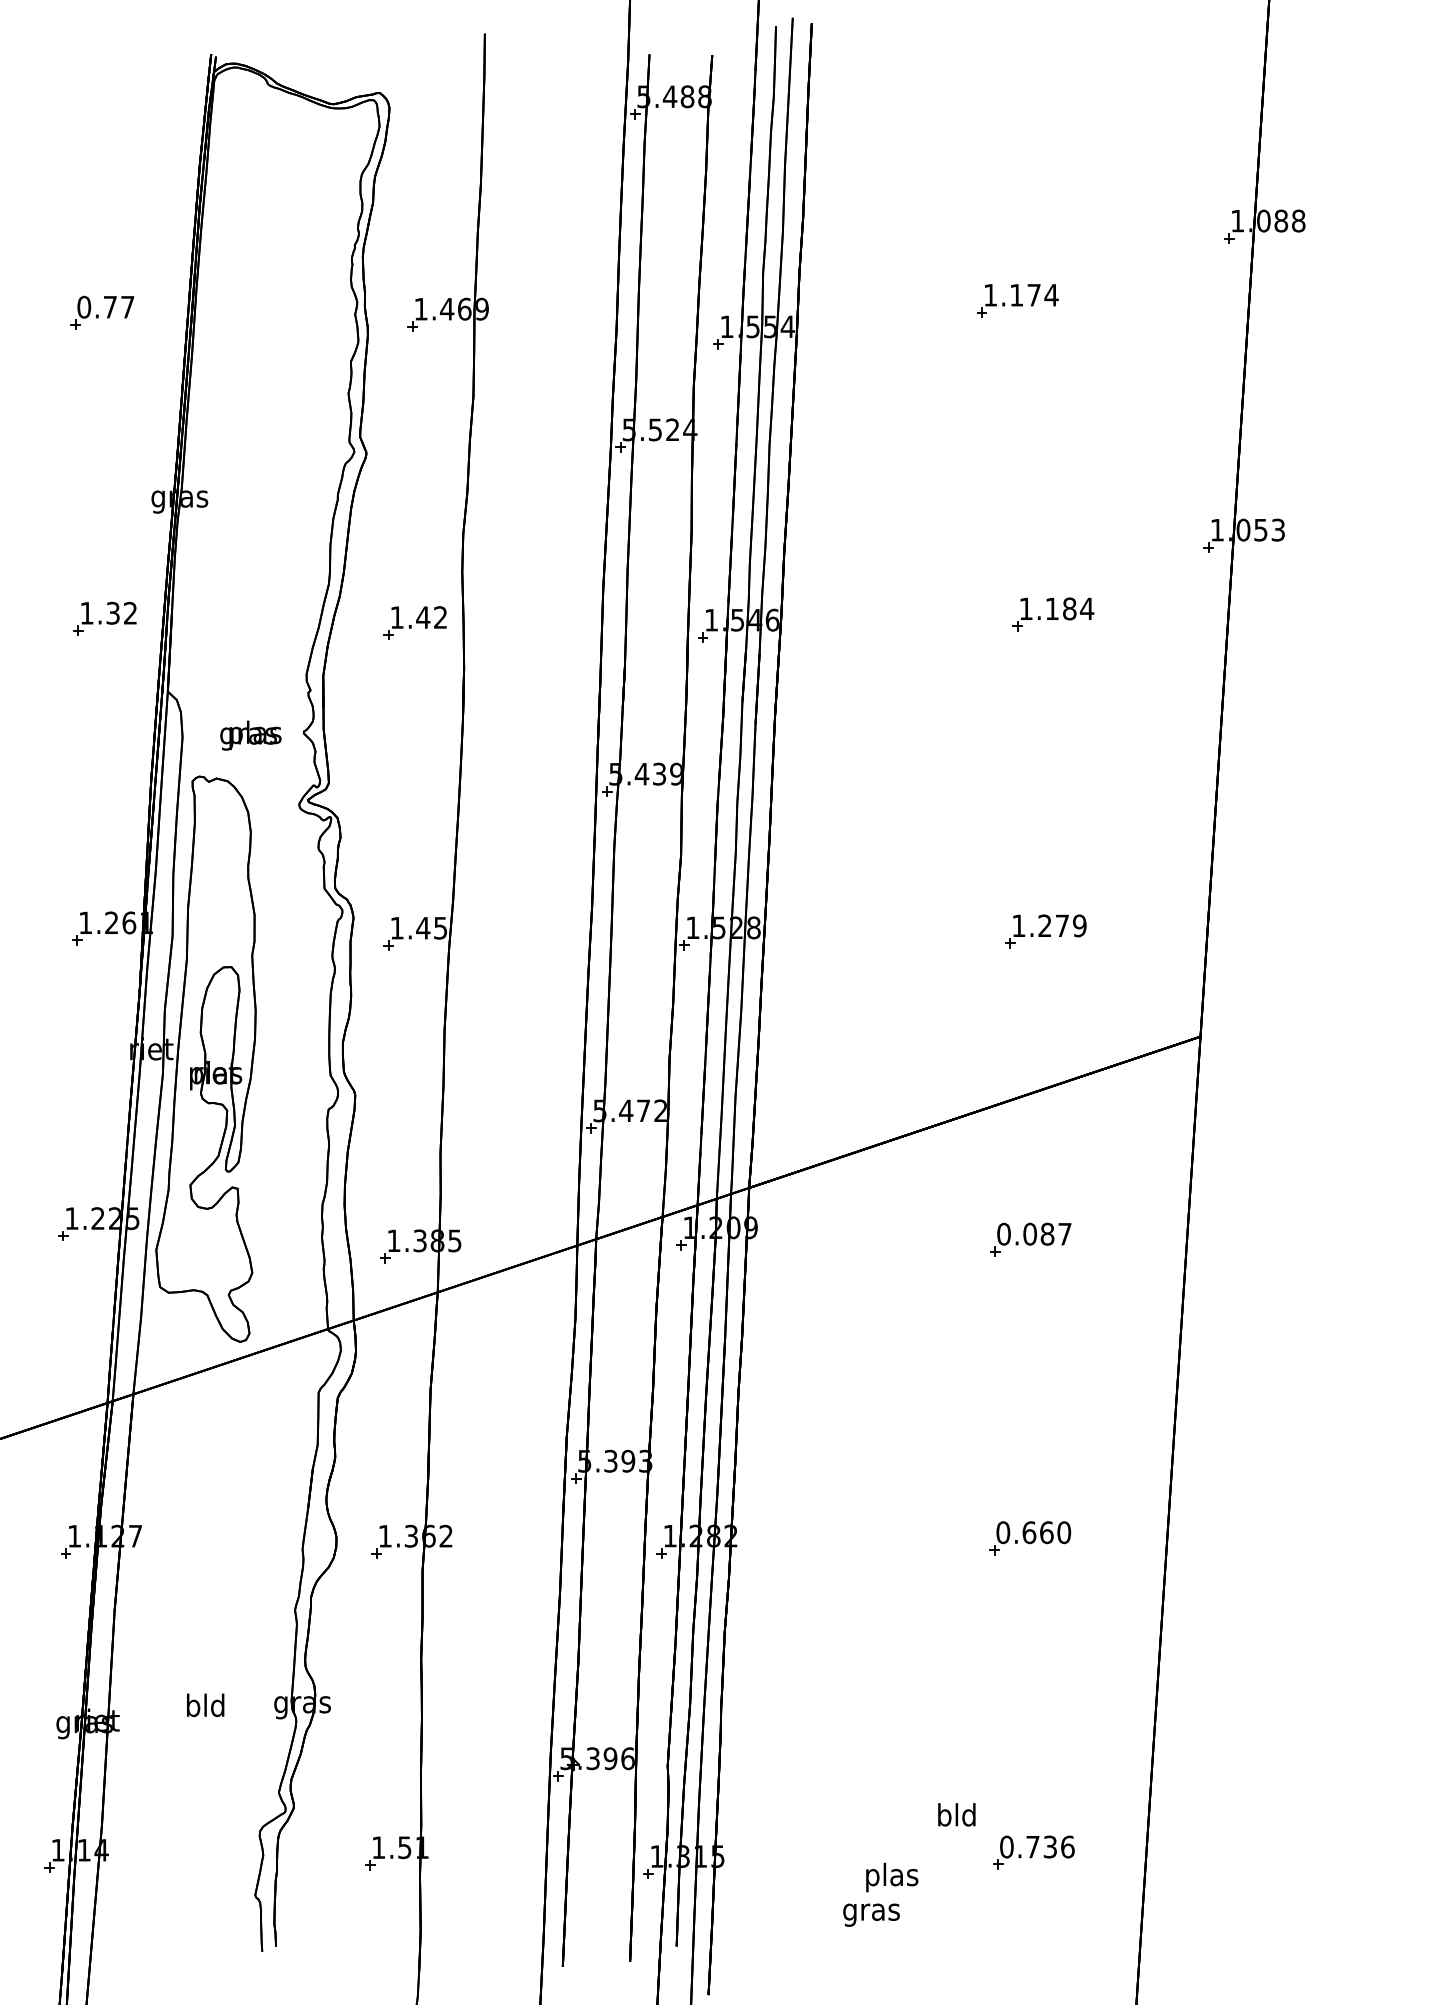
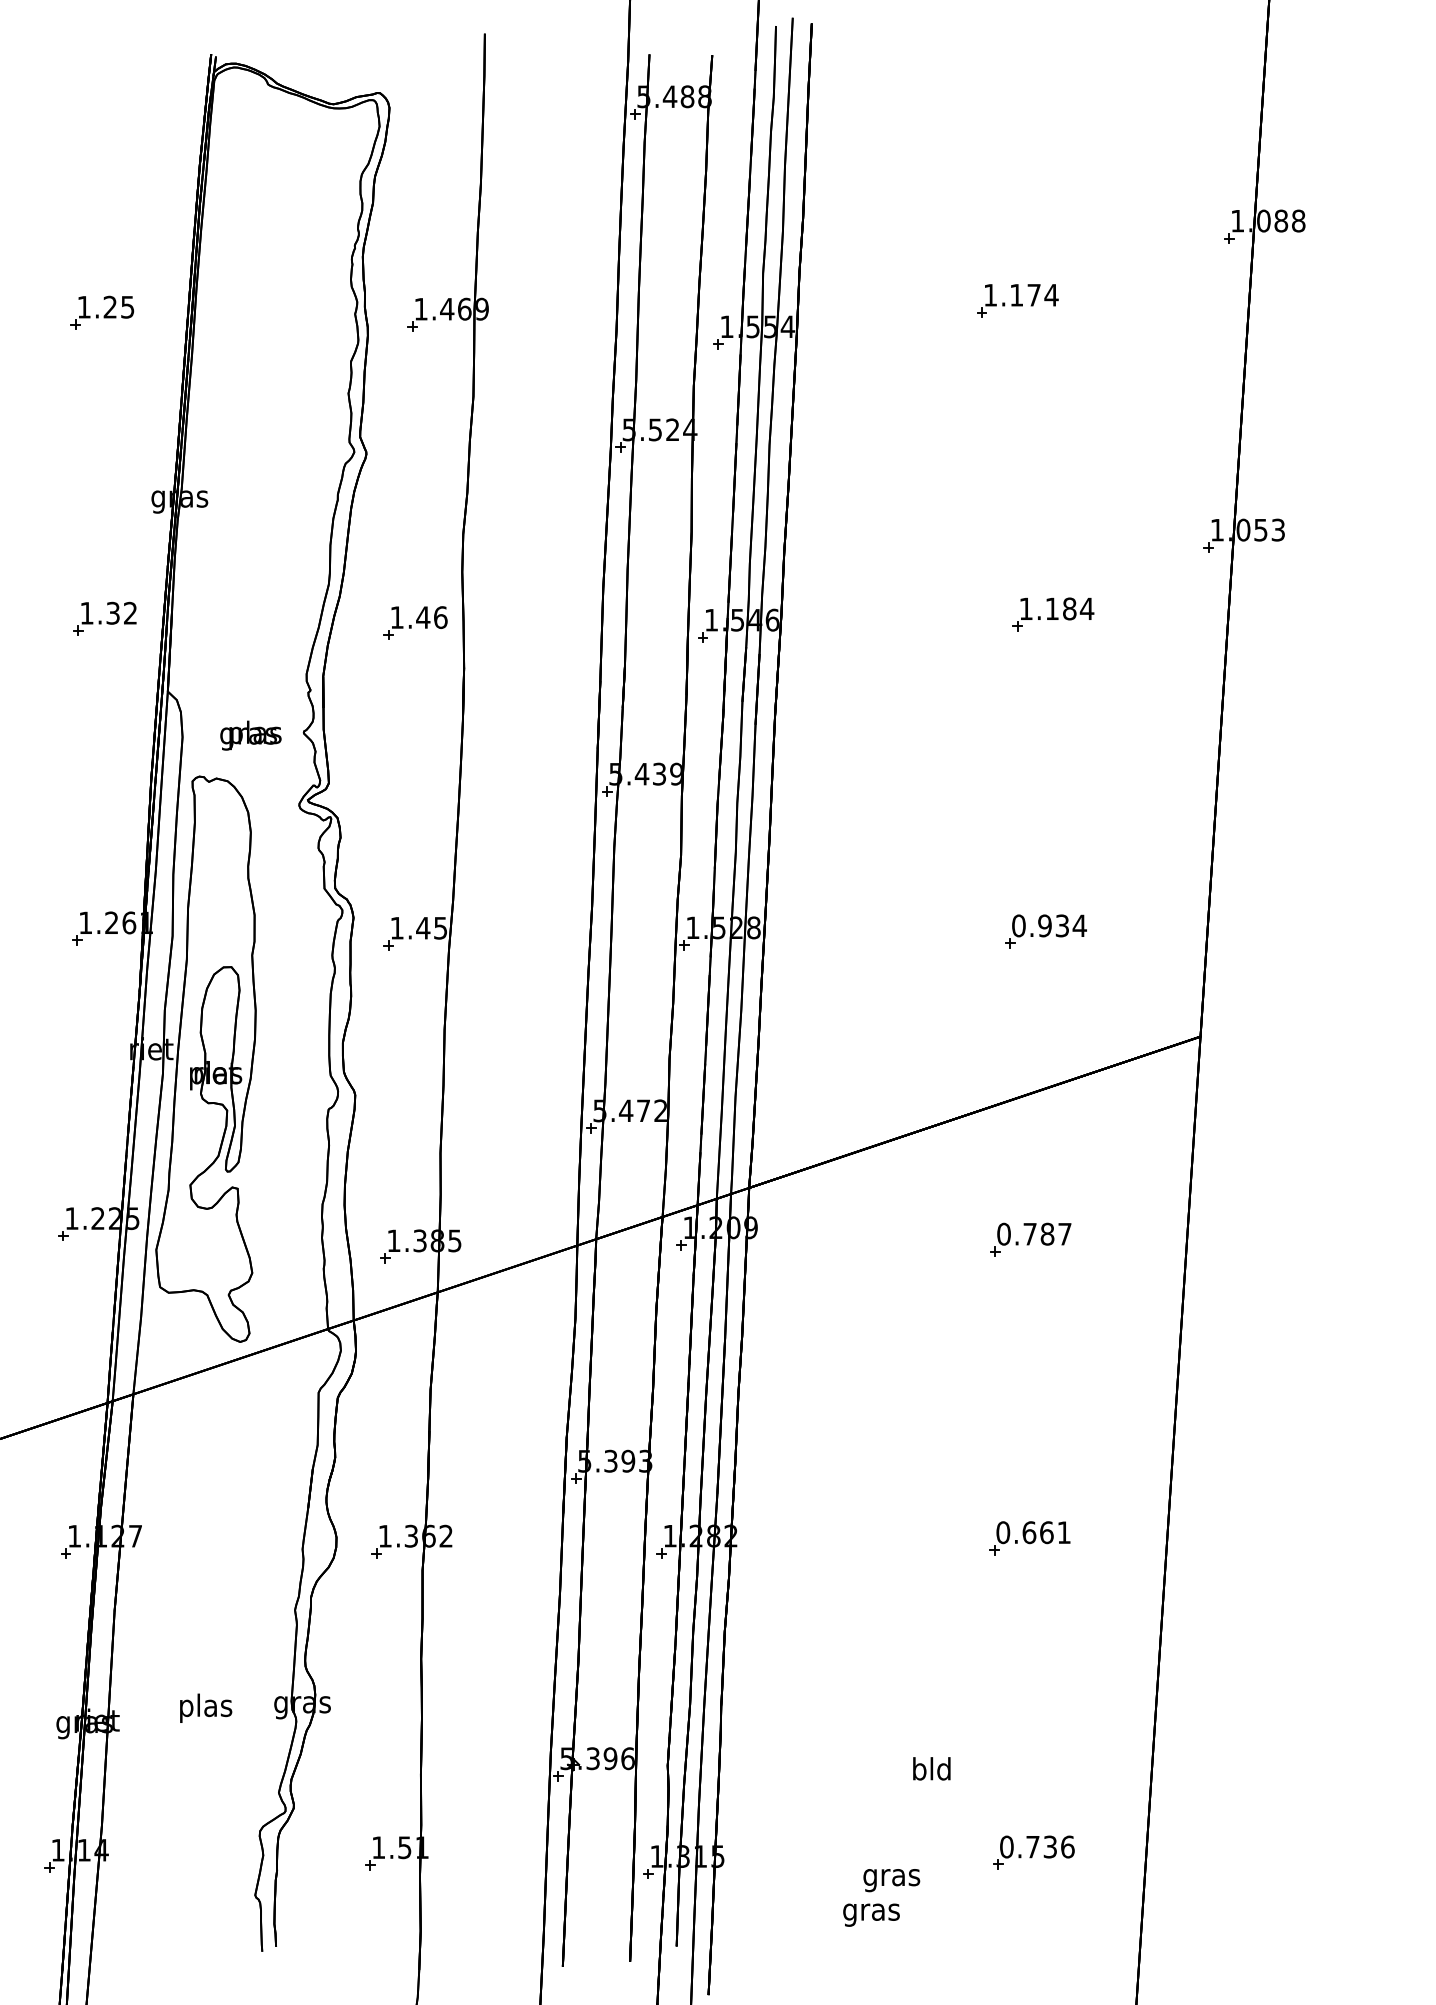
text: 0.77 -> 1.25 (105, 306)
text: 1.42 -> 1.46 (440, 617)
text: 1.279 -> 0.934 (1049, 925)
text: 0.087 -> 0.787 (1029, 1233)
text: 0.660 -> 0.661 (1064, 1532)
text: bld -> plas (206, 1707)
text position: (956, 1814) -> (931, 1768) (931, 1768)
text: plas -> gras (891, 1877)
